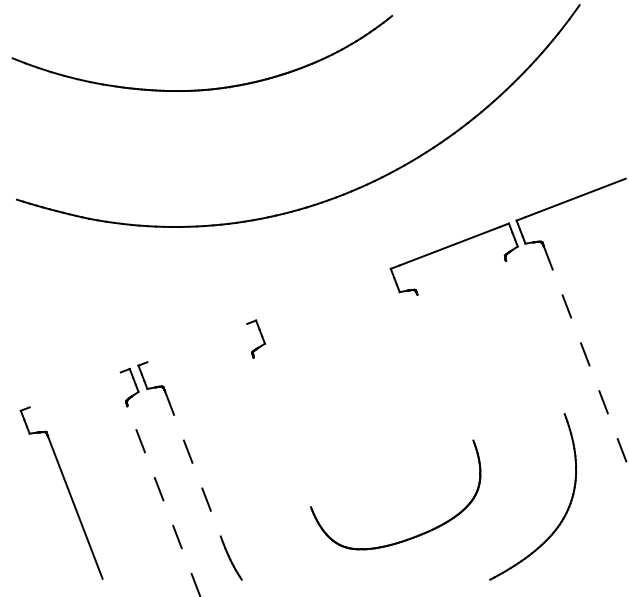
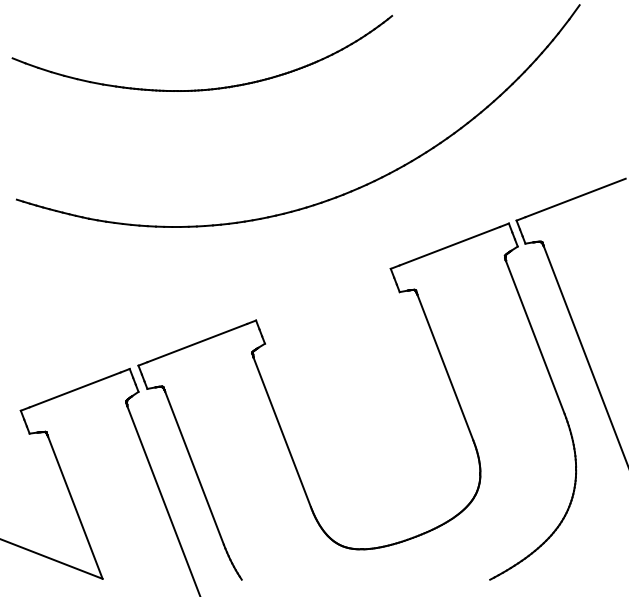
line: none -> present (534, 337)
line: none -> present (197, 342)
line: dashed -> solid (586, 357)
line: none -> present (445, 367)
line: none -> present (74, 389)
line: none -> present (281, 432)
line: dashed -> solid (194, 468)
line: dashed -> solid (163, 501)
line: none -> present (52, 558)
